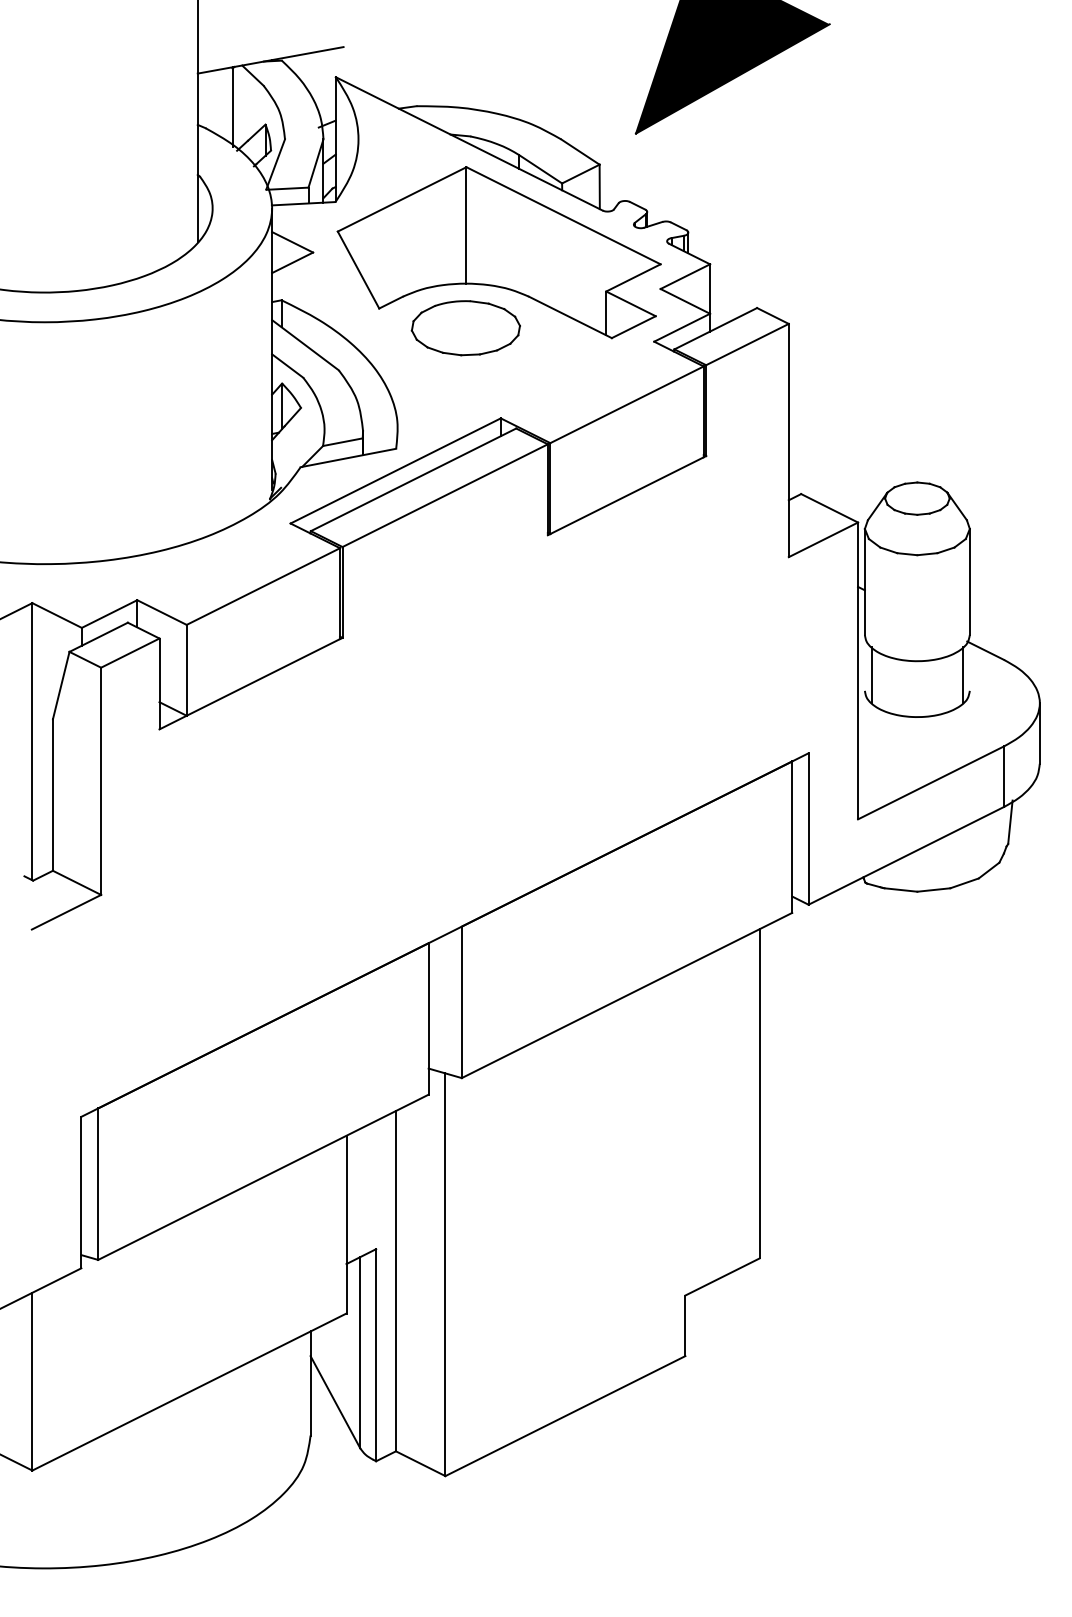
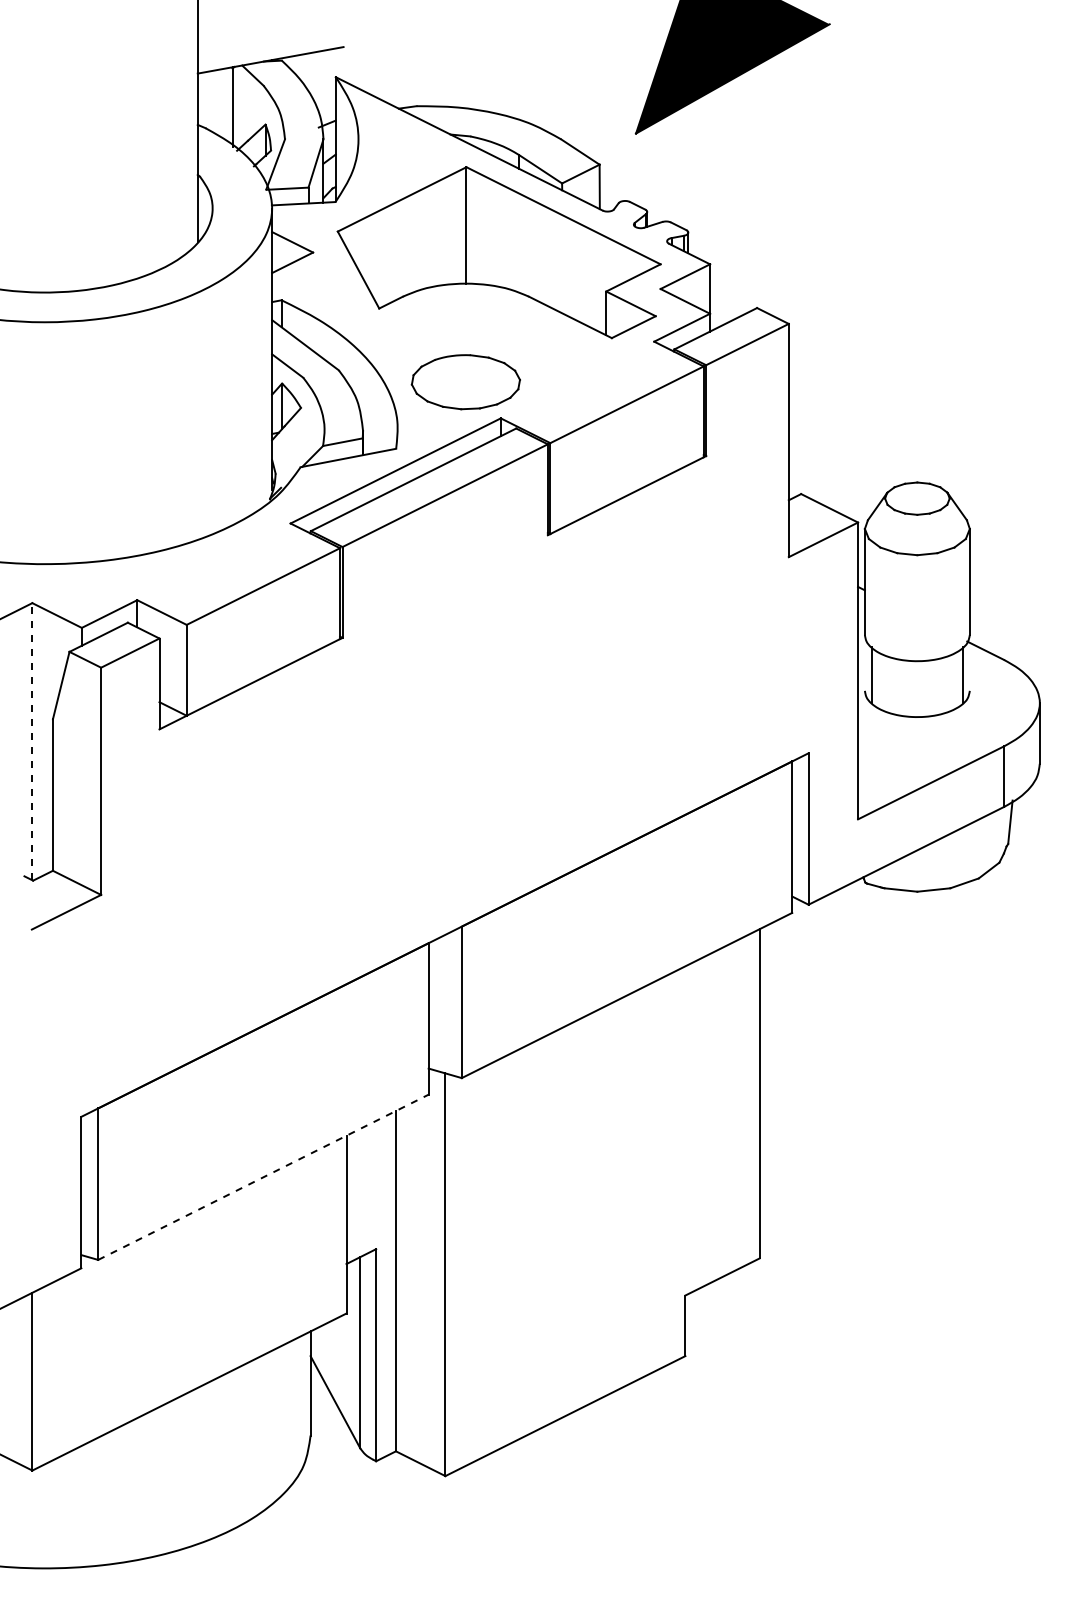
part position: (465, 328) -> (465, 382) (465, 382)
line: solid -> dashed (32, 741)
line: solid -> dashed (263, 1177)
